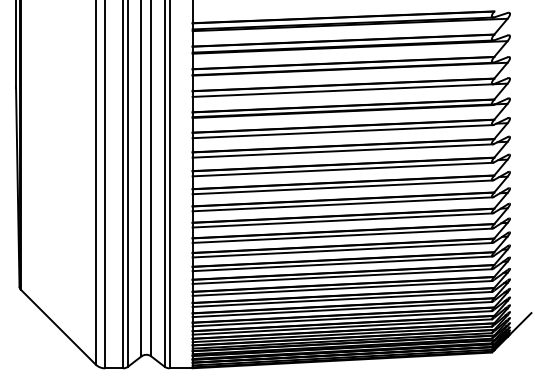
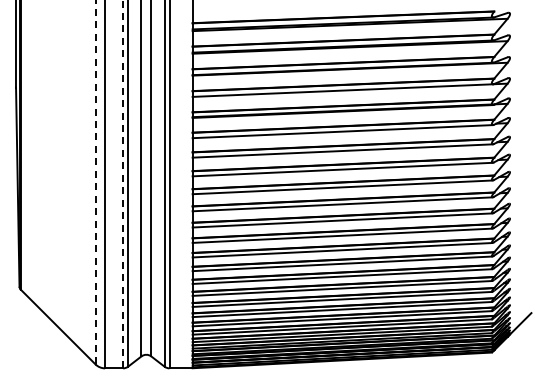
line: solid -> dashed (95, 182)
line: solid -> dashed (123, 184)
